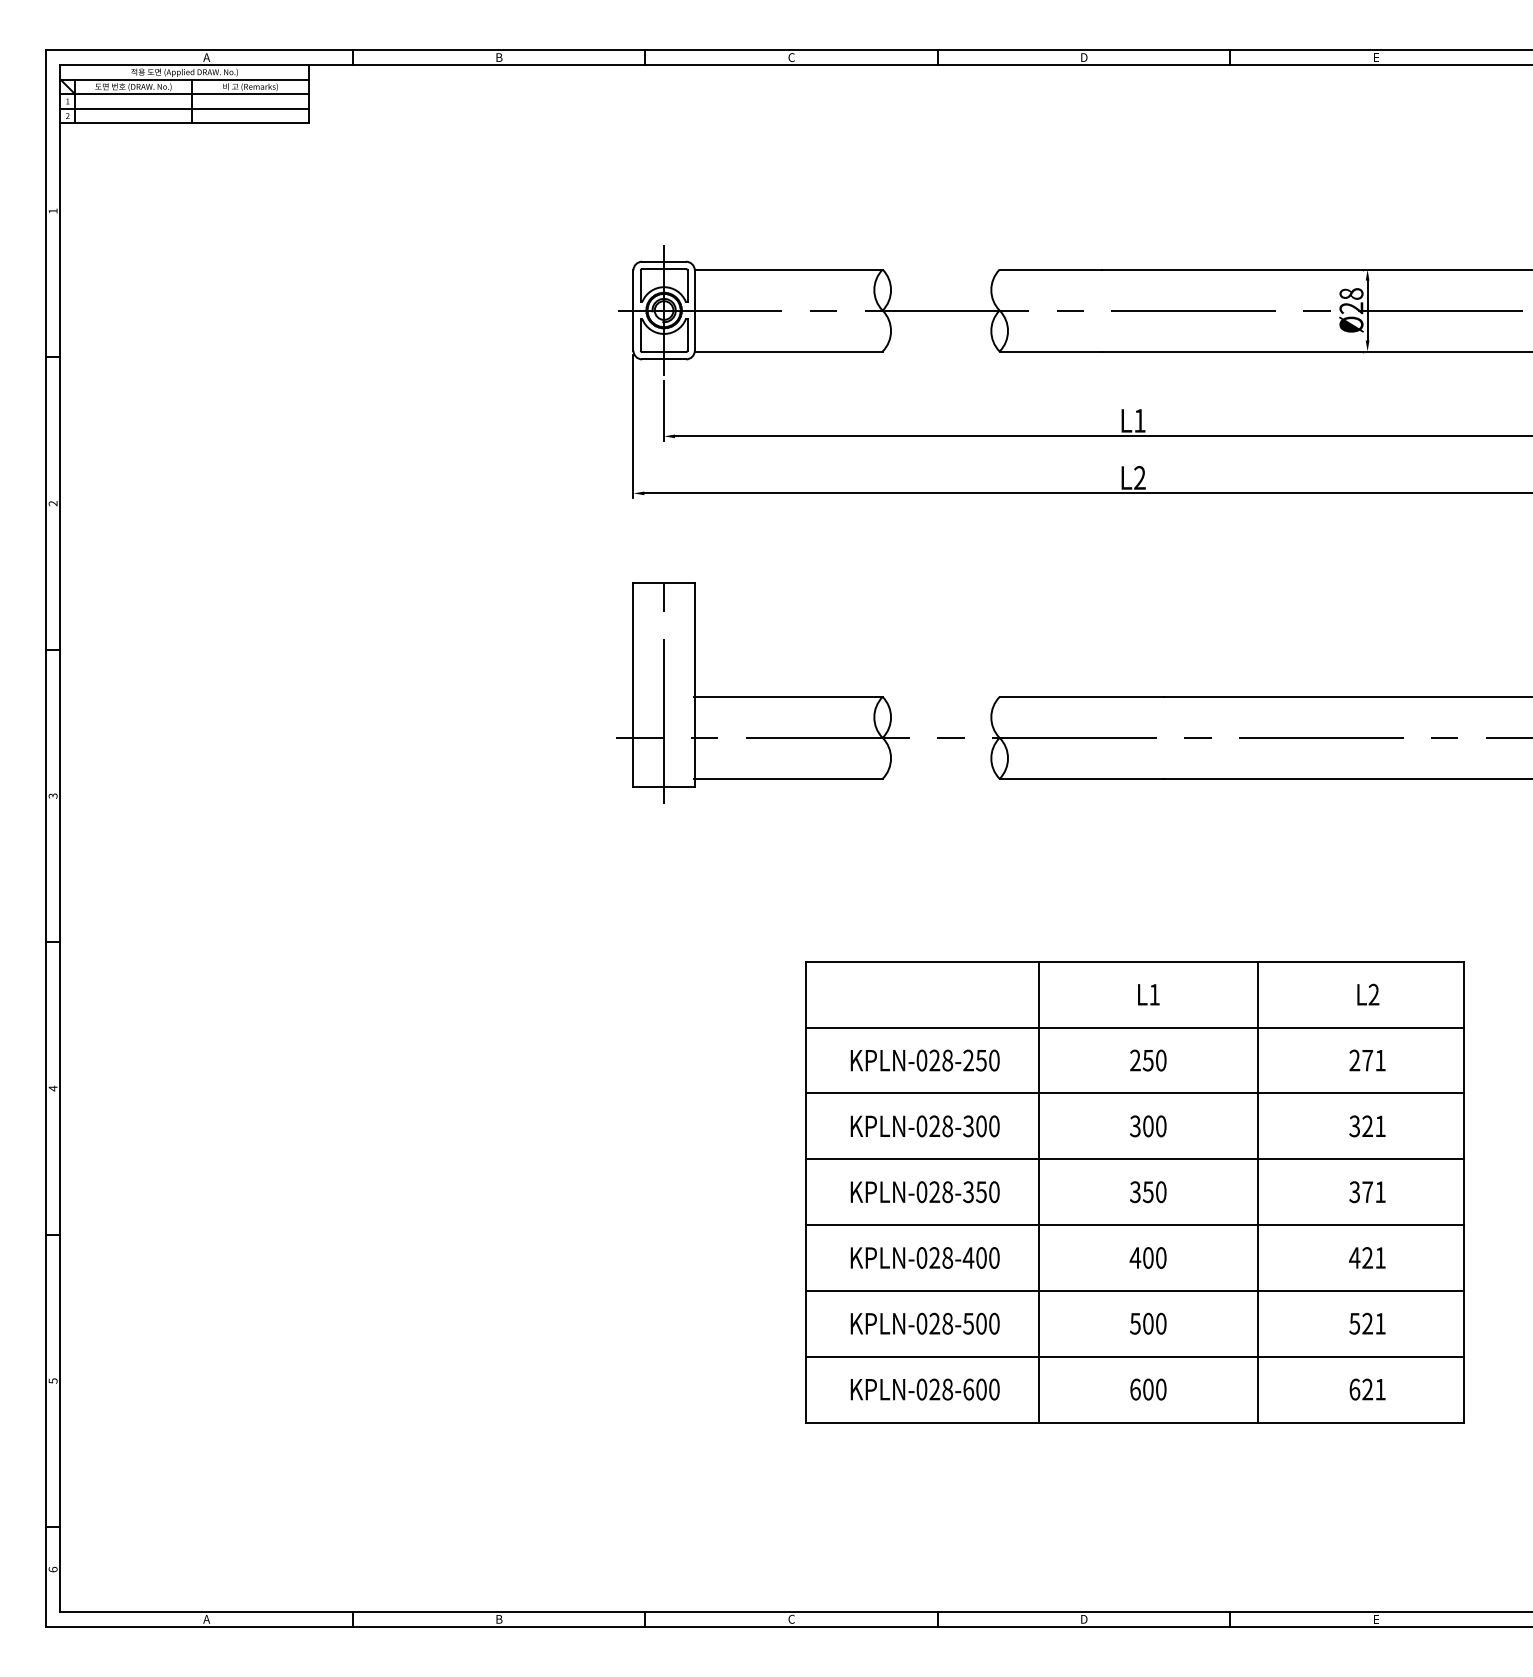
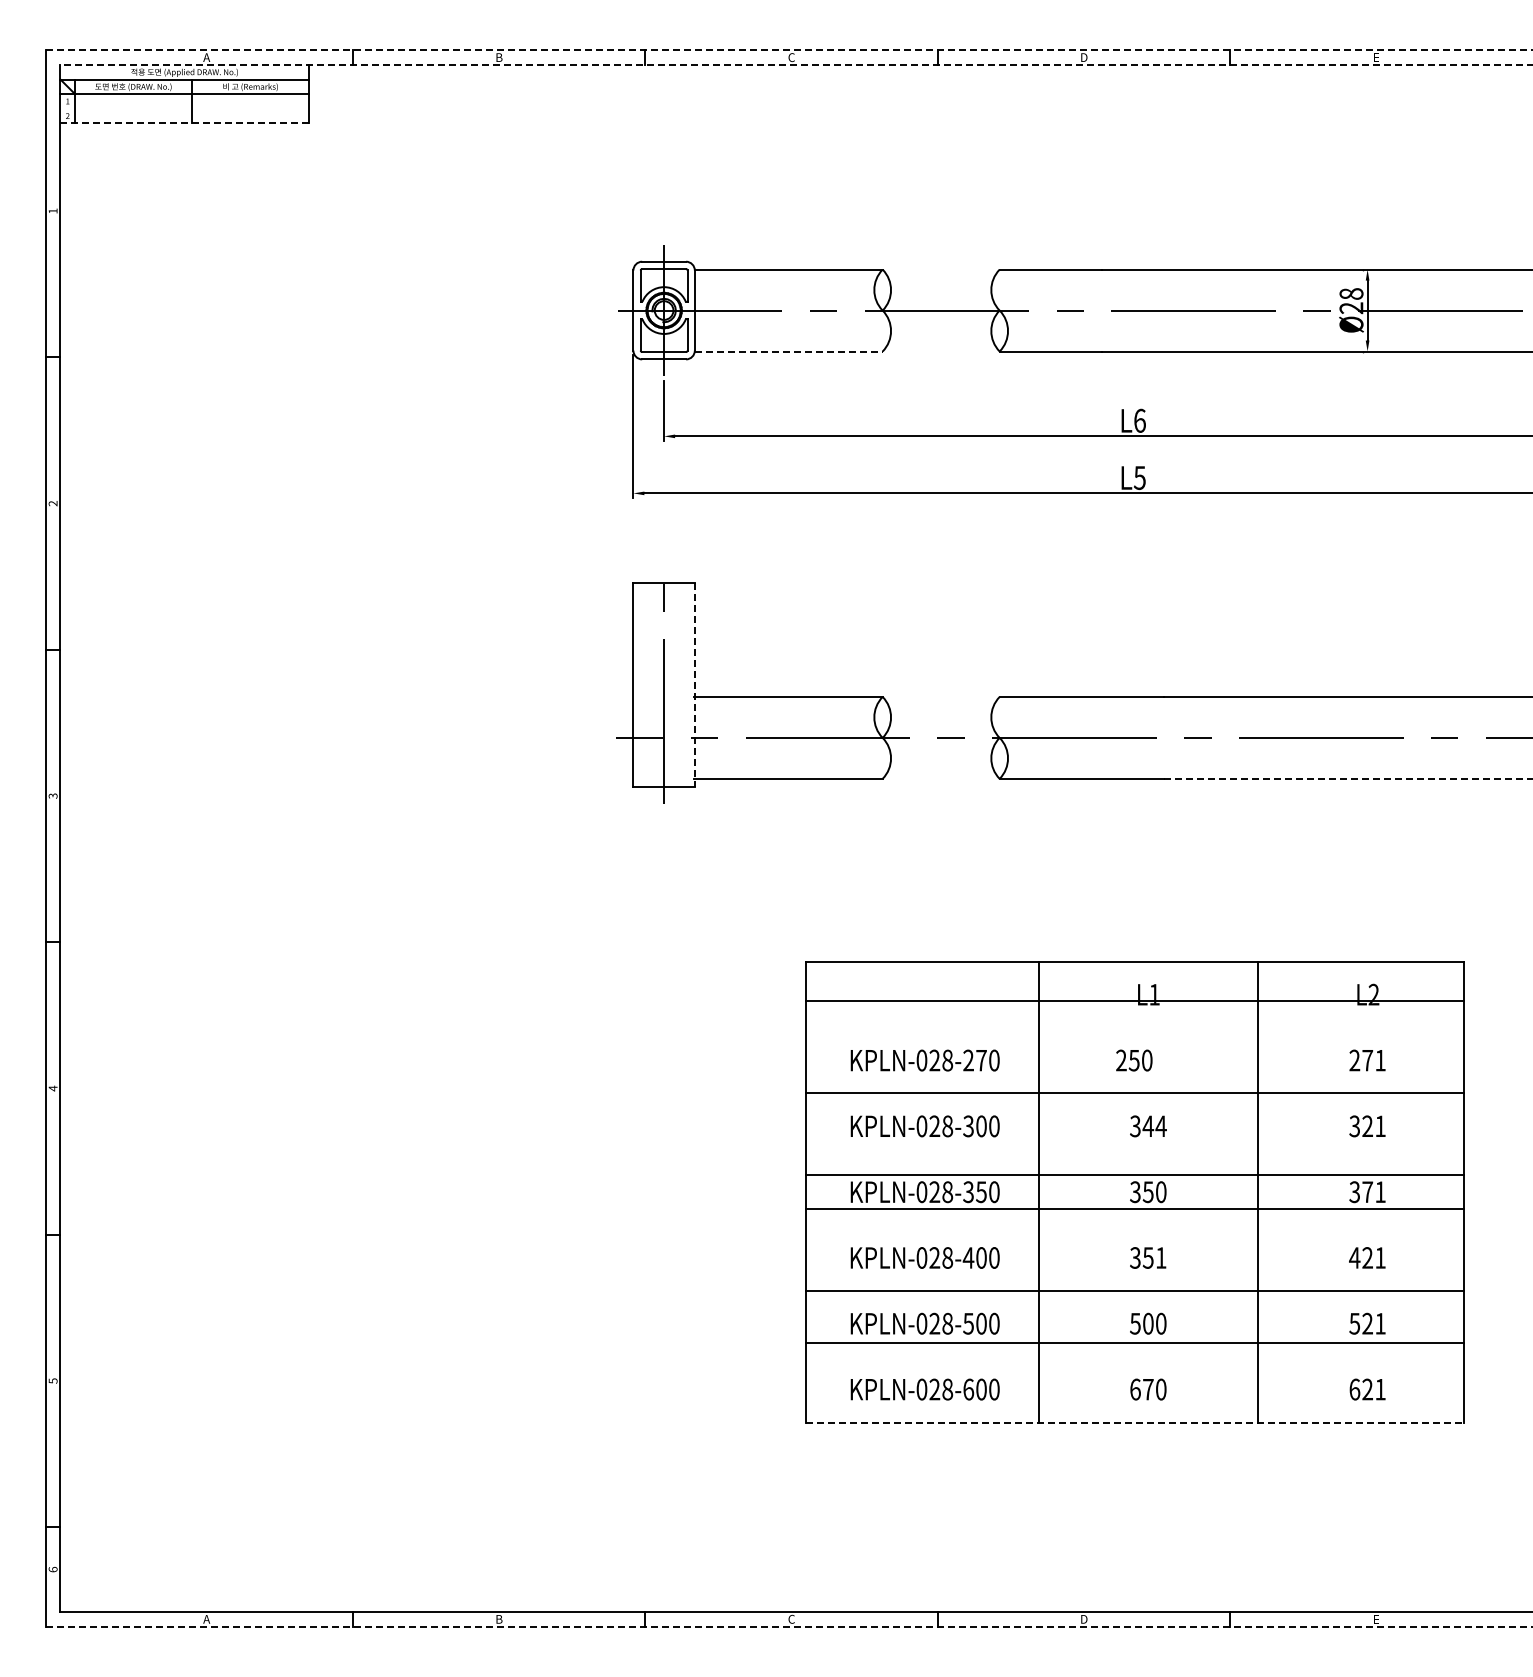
line: solid -> dashed (788, 50)
line: solid -> dashed (796, 64)
line: present -> none (184, 108)
line: solid -> dashed (184, 123)
line: solid -> dashed (788, 351)
text: L1 -> L6 (1139, 420)
text: L2 -> L5 (1139, 477)
line: solid -> dashed (694, 684)
line: solid -> dashed (1348, 778)
line position: (1135, 1027) -> (1135, 1000) (1135, 1000)
text: KPLN-028-250 -> KPLN-028-270 (981, 1060)
text position: (1148, 1060) -> (1134, 1060) (1134, 1060)
text: 300 -> 344 (1154, 1126)
line position: (1135, 1159) -> (1135, 1175) (1135, 1175)
line position: (1135, 1225) -> (1135, 1209) (1135, 1209)
text: 400 -> 351 (1147, 1257)
line position: (1135, 1356) -> (1135, 1342) (1135, 1342)
text: 600 -> 670 (1148, 1389)
line: solid -> dashed (1135, 1422)
line: solid -> dashed (789, 1626)
